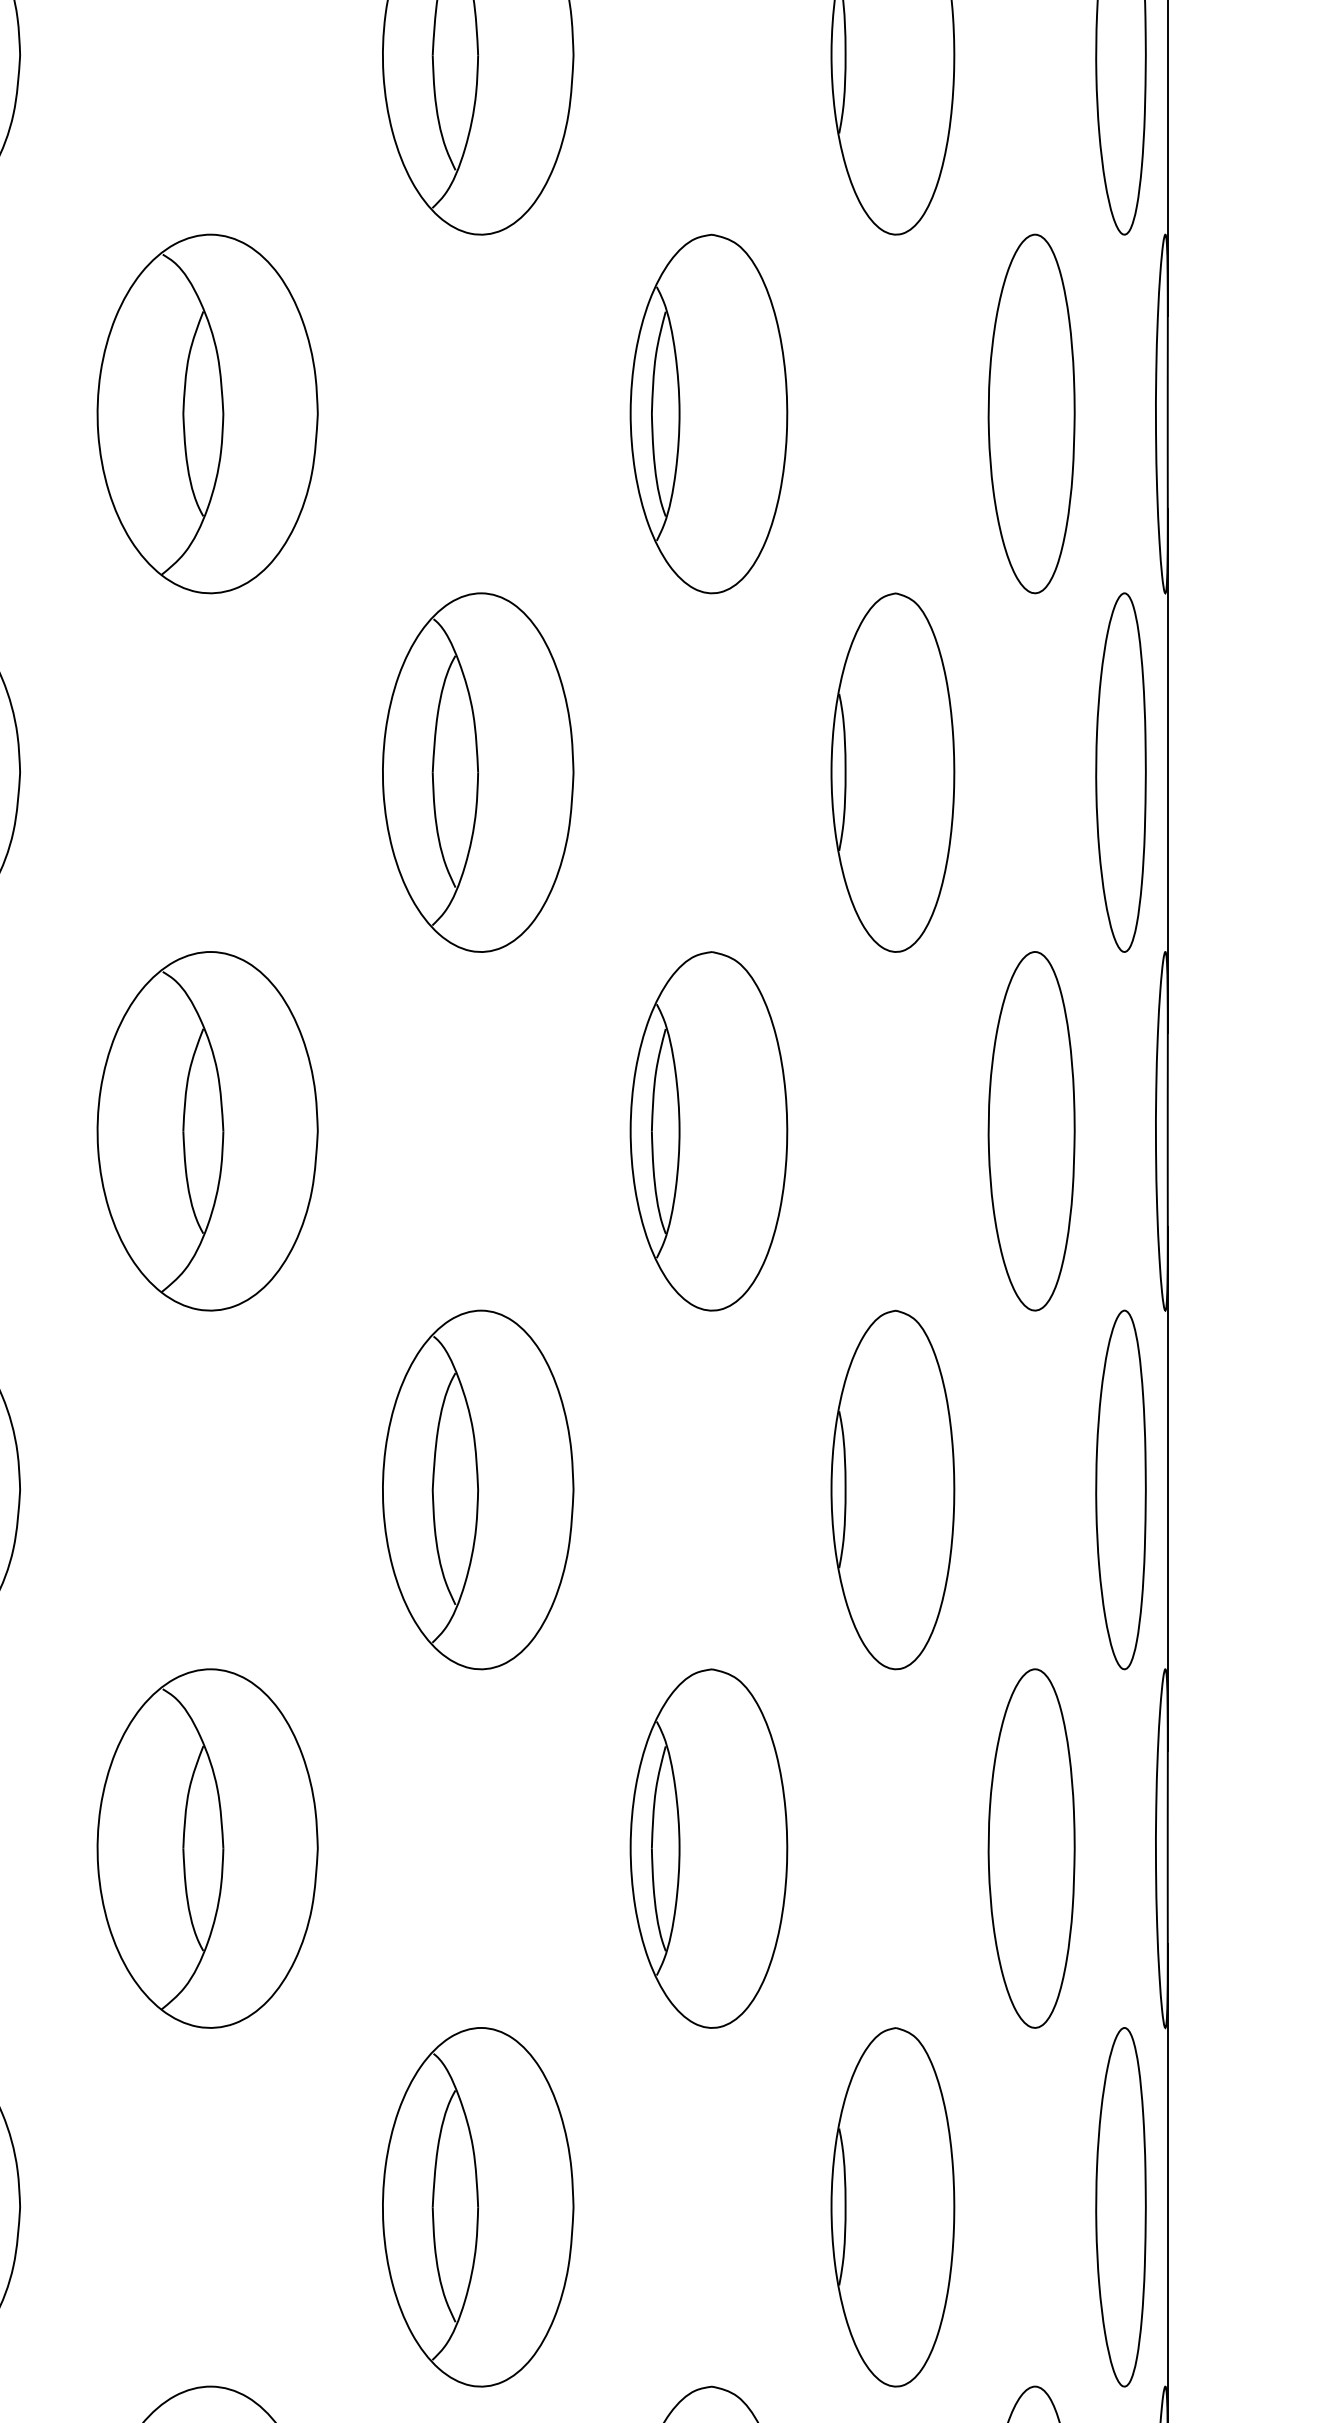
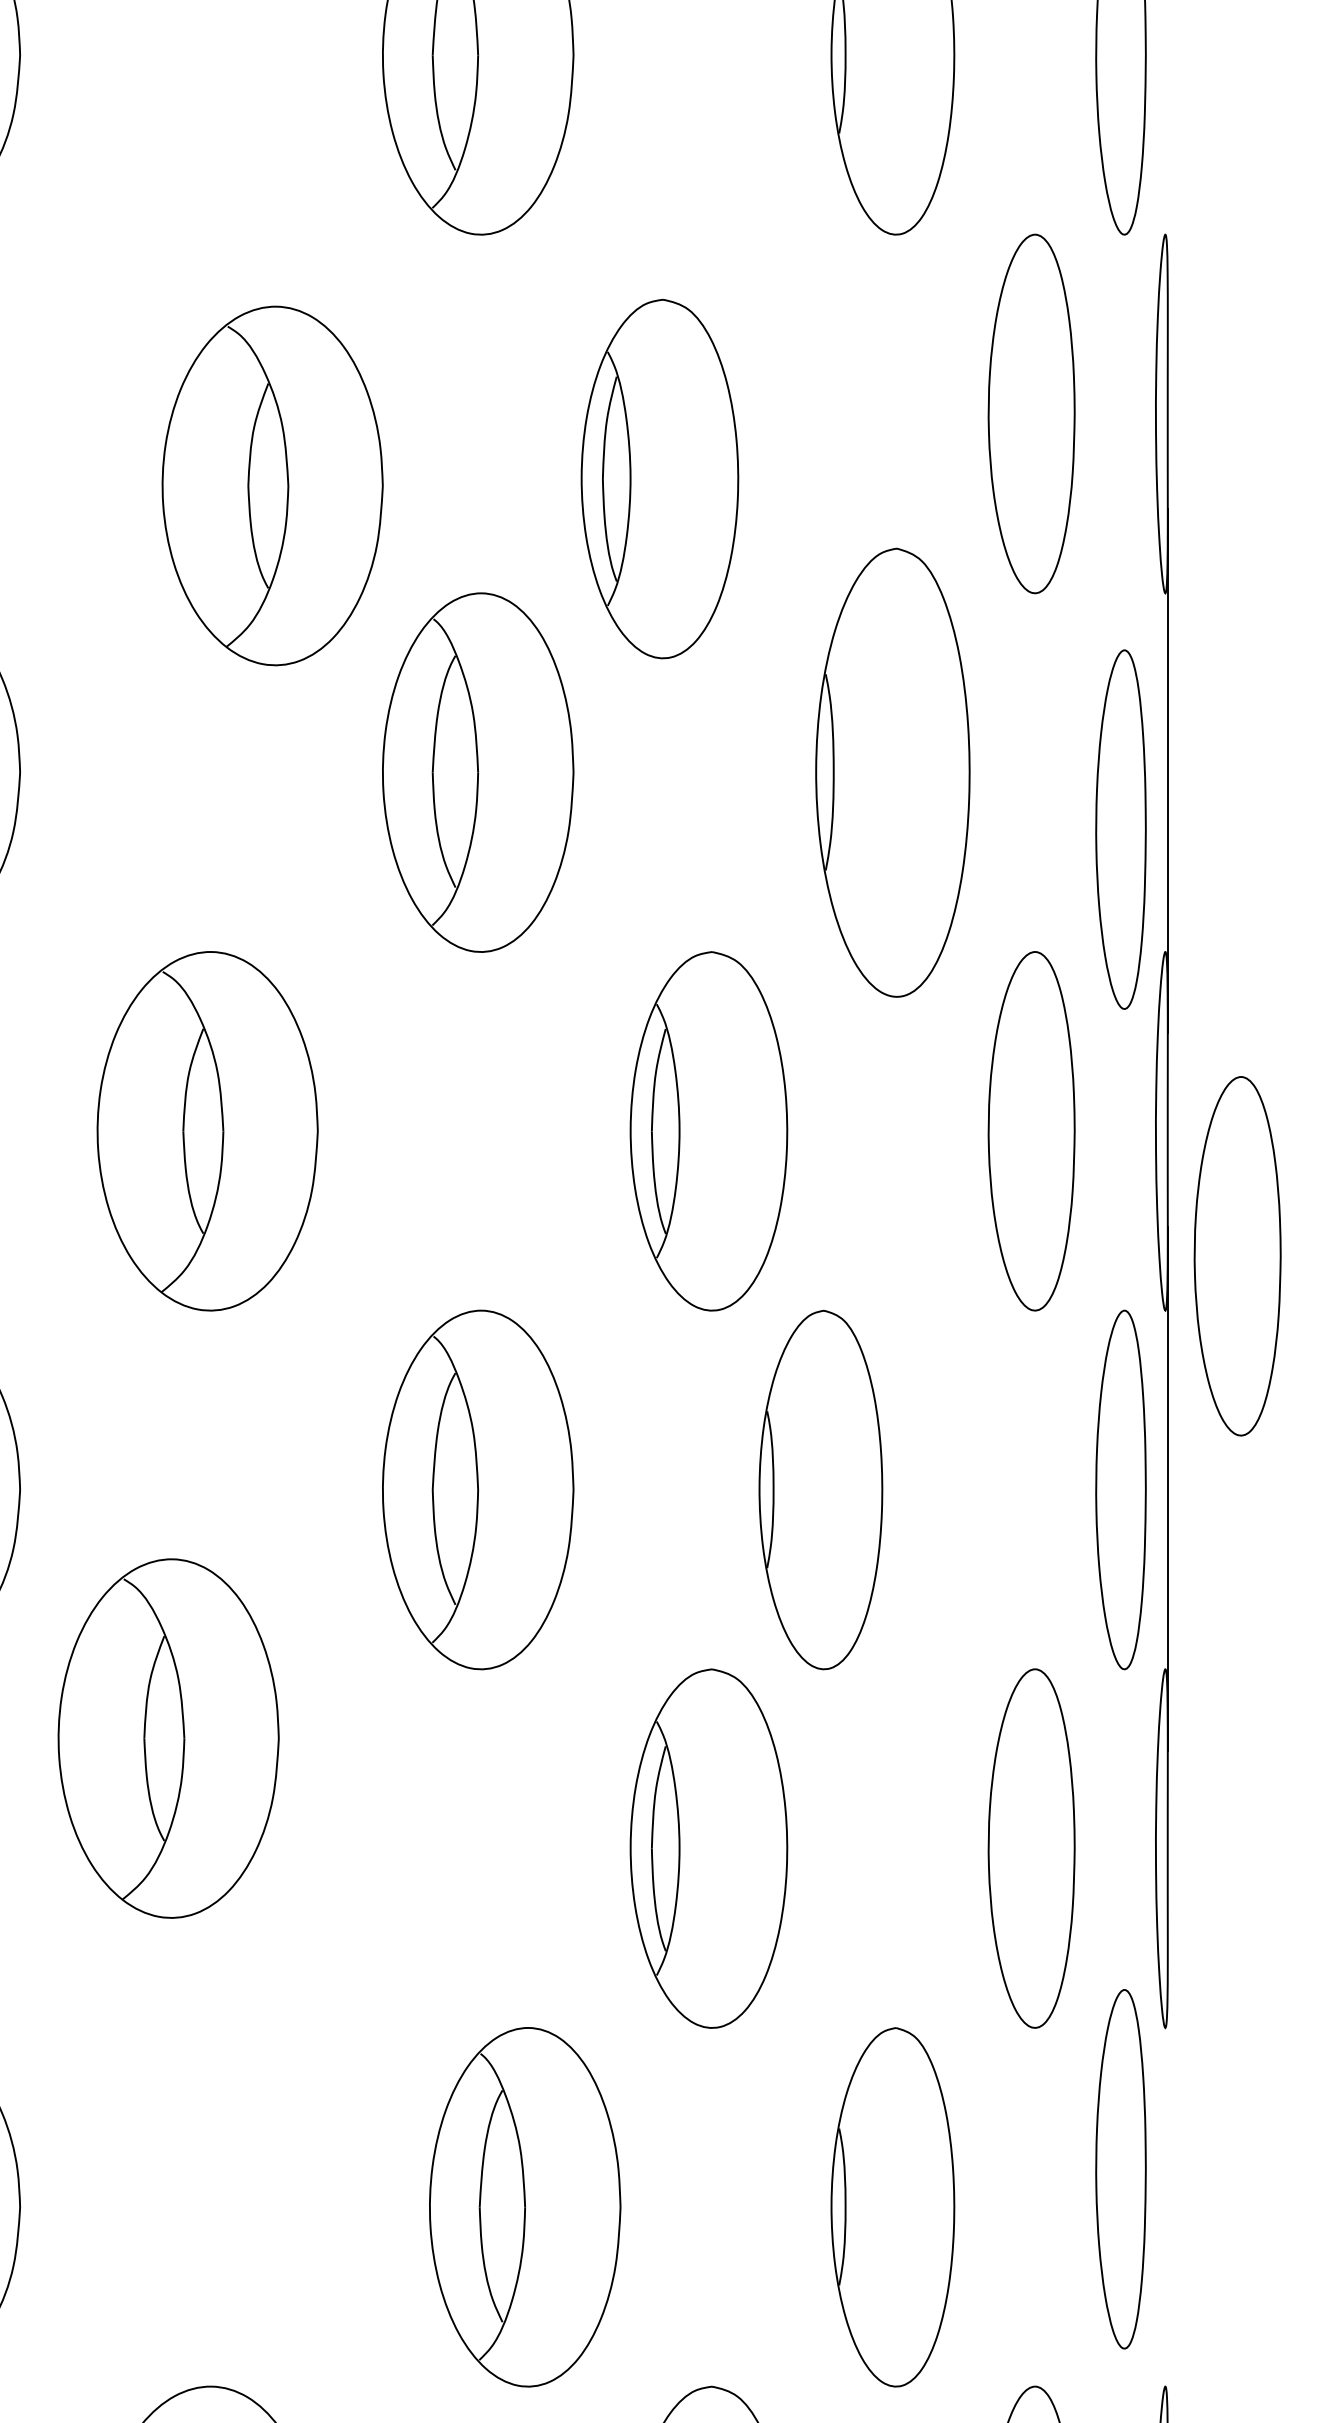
line: present -> none (1167, 159)
part position: (207, 413) -> (272, 485) (272, 485)
part position: (708, 413) -> (659, 478) (659, 478)
part size: 126x361 px -> 156x451 px (892, 772)
part position: (1120, 772) -> (1120, 829) (1120, 829)
part: none -> present (1237, 1256)
part position: (892, 1489) -> (820, 1489) (820, 1489)
part position: (207, 1848) -> (168, 1738) (168, 1738)
line: present -> none (1167, 2181)
part position: (478, 2207) -> (525, 2207) (525, 2207)
part position: (1120, 2207) -> (1120, 2169) (1120, 2169)
